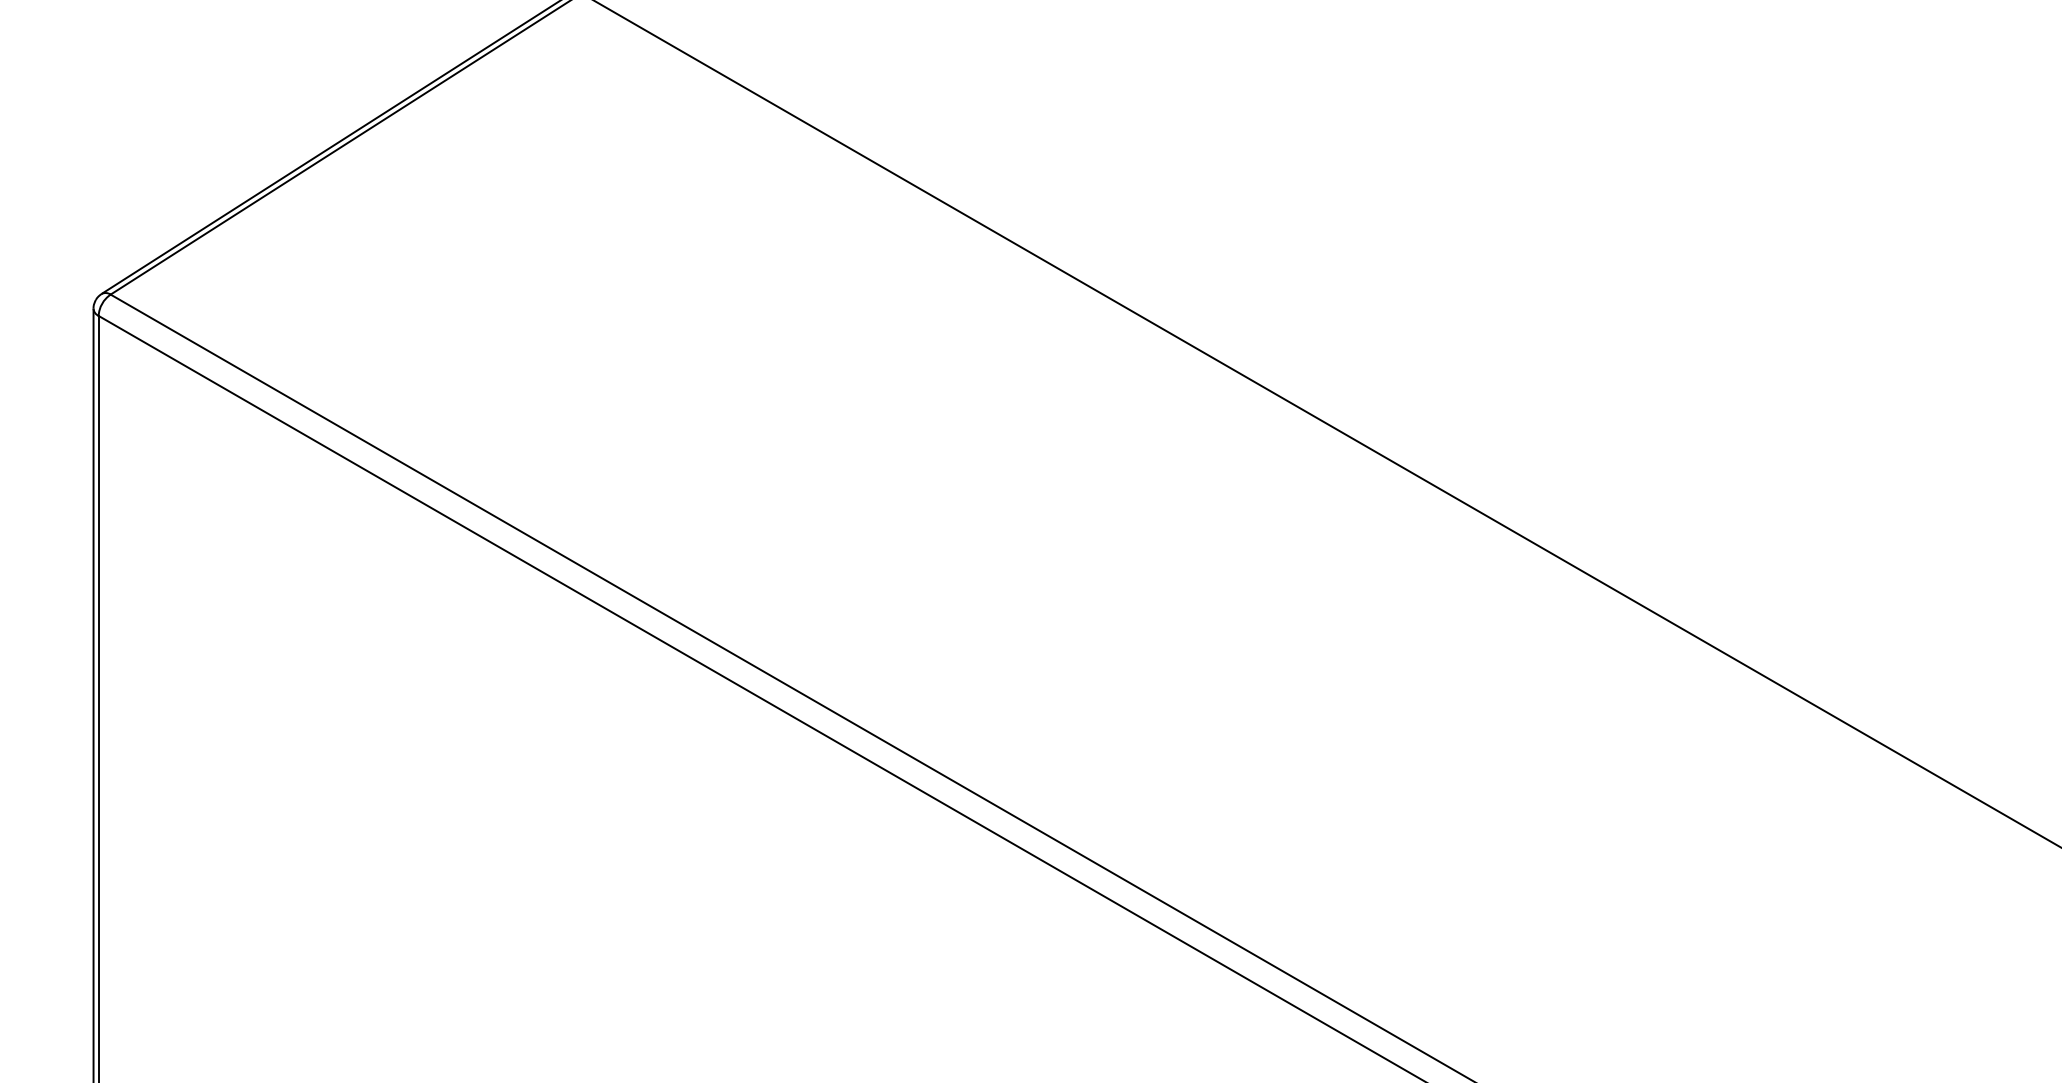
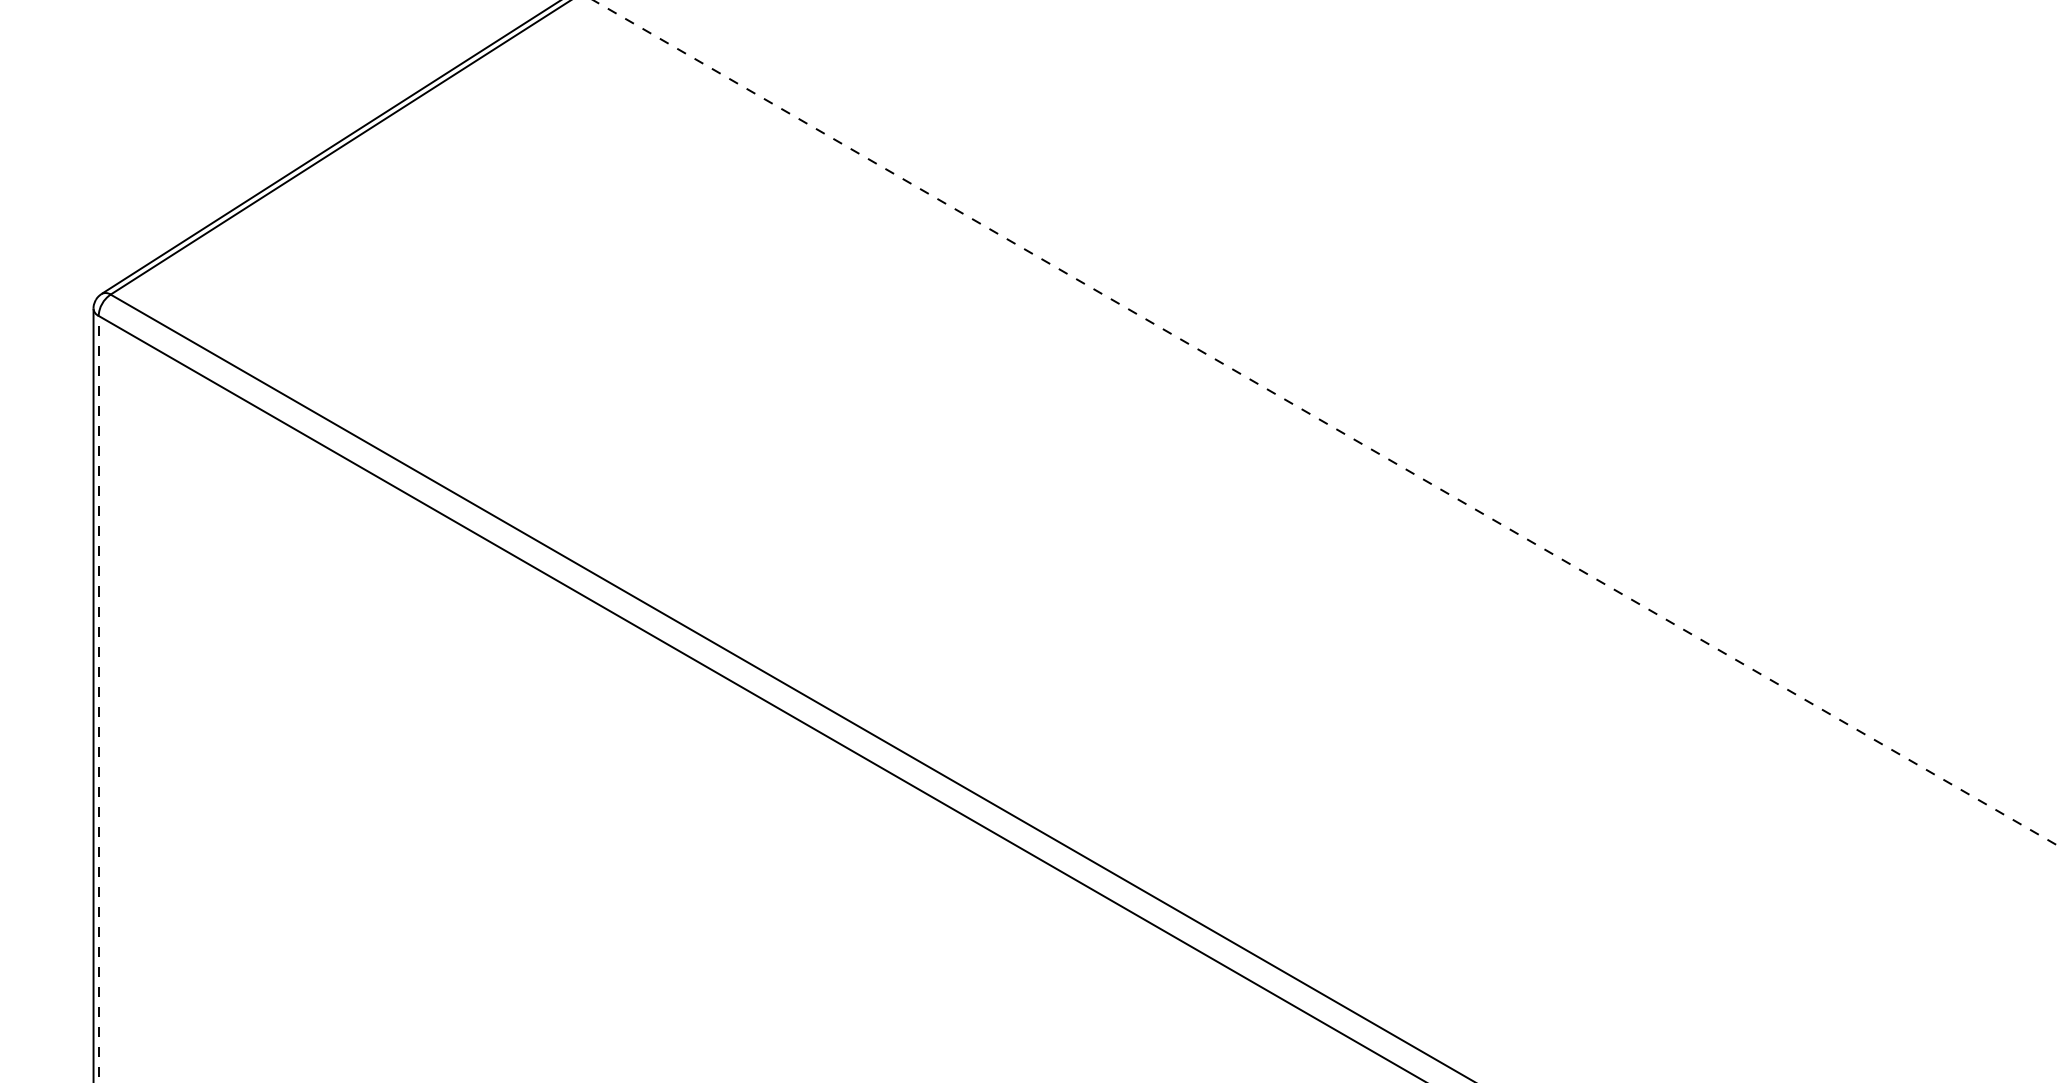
line: solid -> dashed (1327, 423)
line: solid -> dashed (98, 698)
